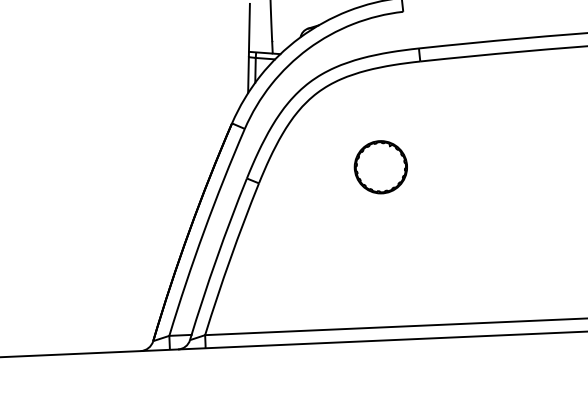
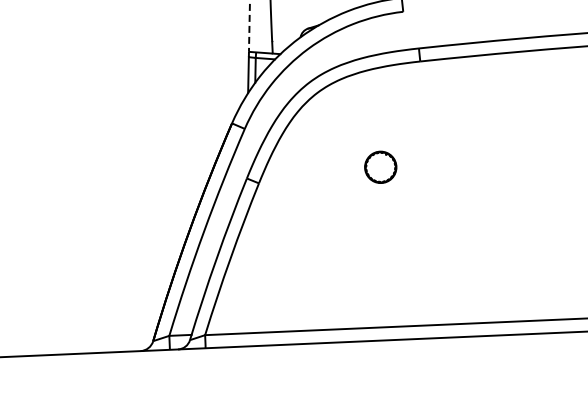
line: solid -> dashed (249, 27)
part size: 55x55 px -> 34x34 px (380, 166)
